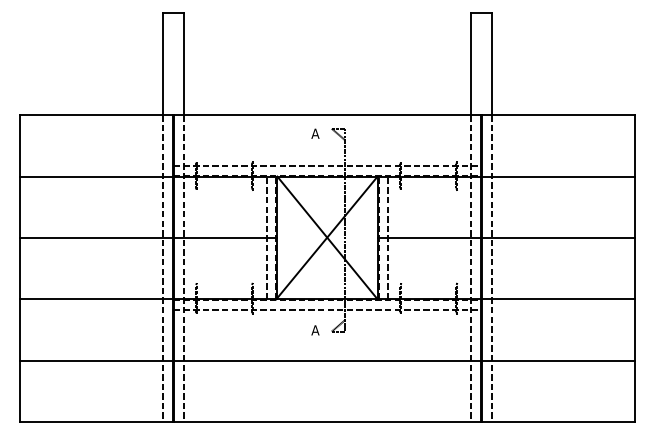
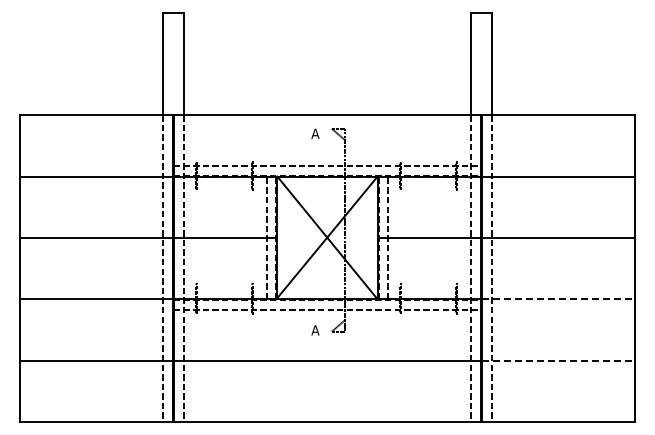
line: solid -> dashed (558, 299)
line: solid -> dashed (558, 360)
